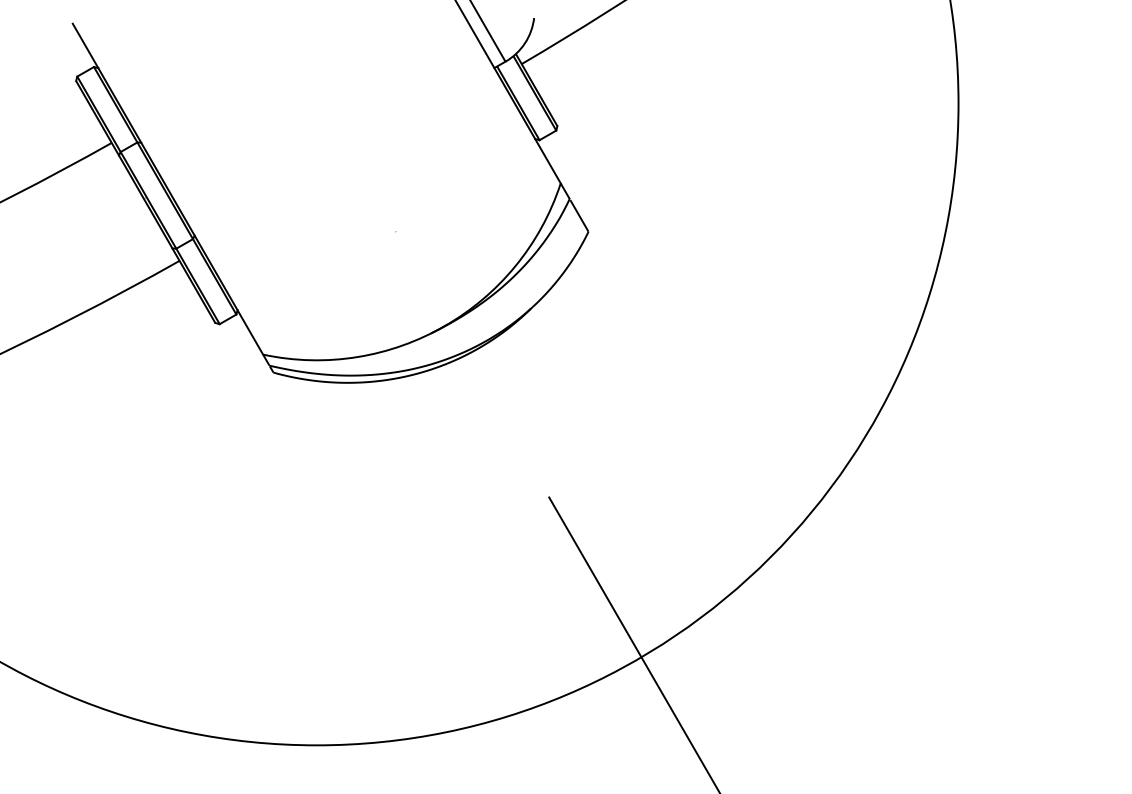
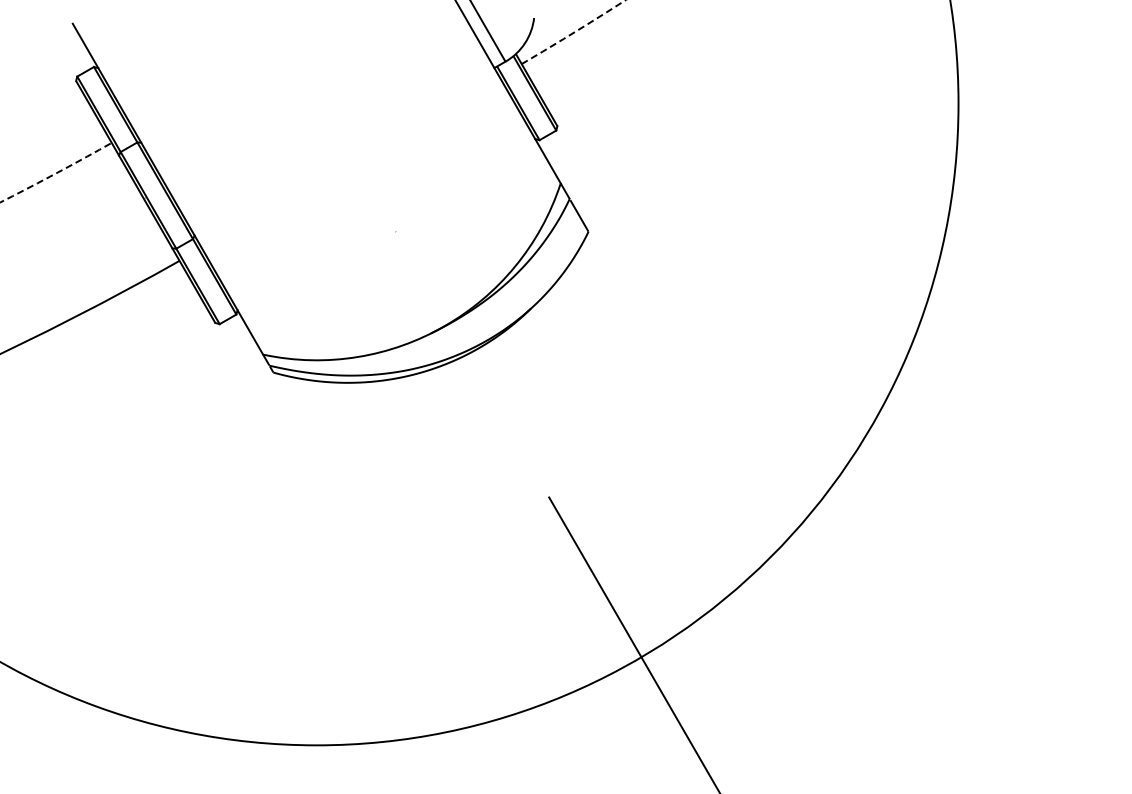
arc: solid -> dashed (574, 32)
arc: solid -> dashed (56, 173)
